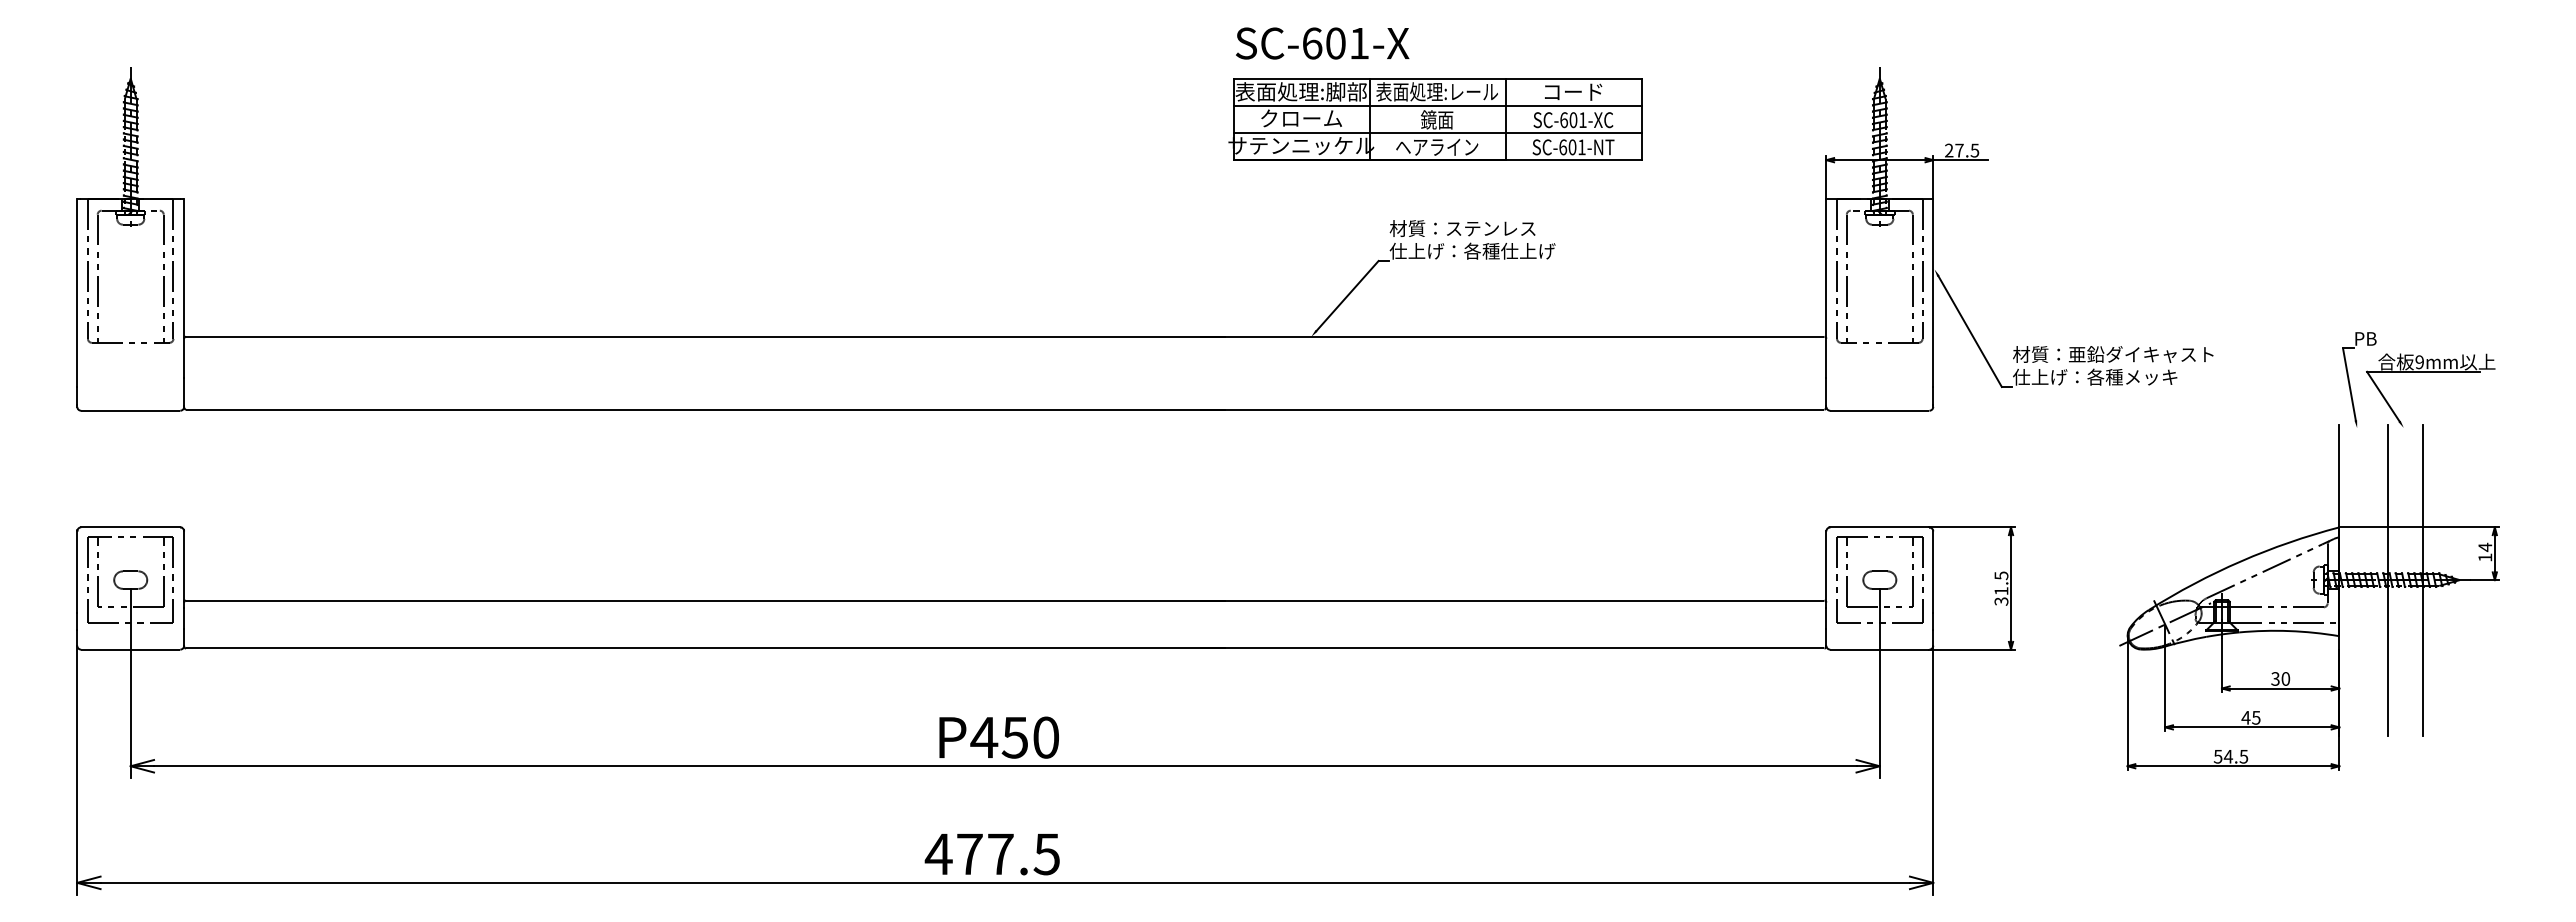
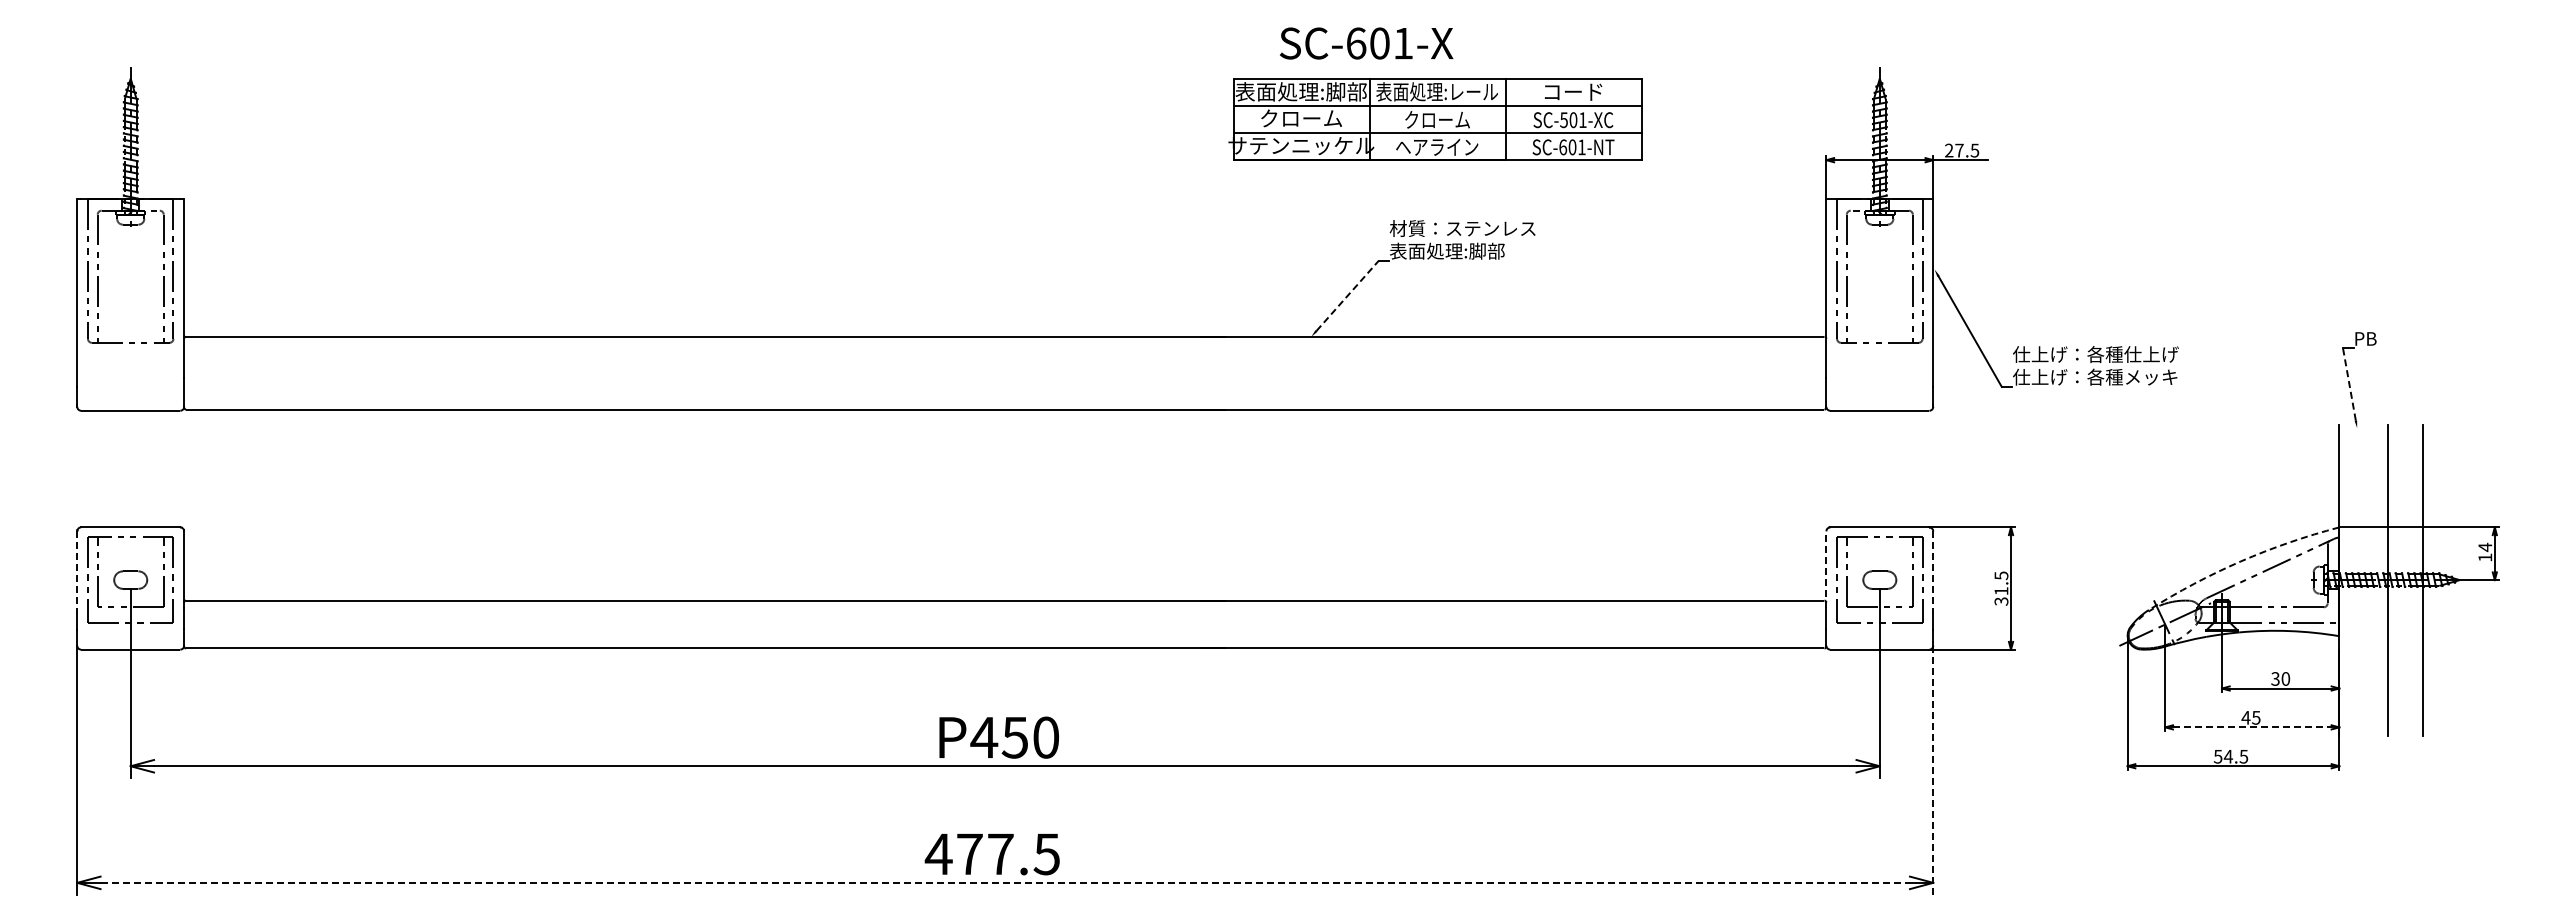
text position: (1322, 43) -> (1366, 43) (1366, 43)
text: 鏡面 -> クローム (1437, 119)
text: SC-601-XC -> SC-501-XC (1563, 120)
text: 仕上げ：各種仕上げ -> 表面処理:脚部 (1472, 250)
line: solid -> dashed (1347, 295)
text: 材質：亜鉛ダイキャスト -> 仕上げ：各種仕上げ (2113, 354)
part: present -> none (2430, 372)
line: solid -> dashed (2349, 384)
arc: solid -> dashed (2240, 561)
line: solid -> dashed (1826, 569)
line: solid -> dashed (77, 572)
line: solid -> dashed (1933, 572)
line: solid -> dashed (2252, 727)
line: solid -> dashed (1933, 770)
line: solid -> dashed (1005, 882)
